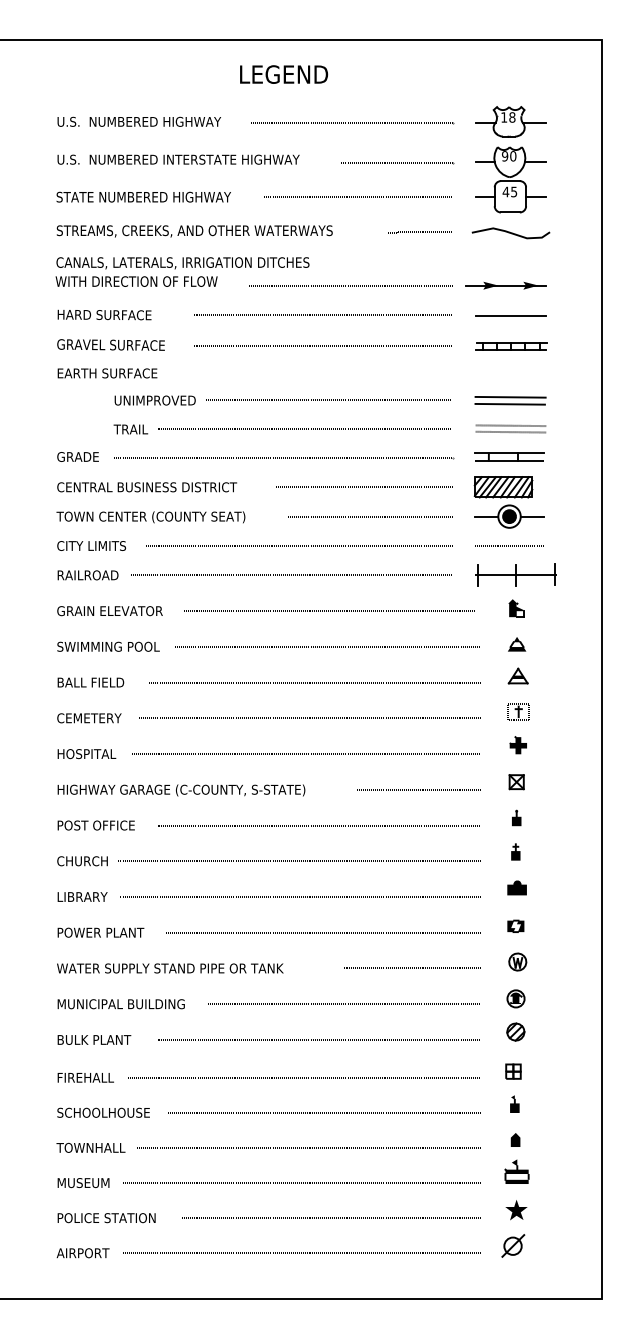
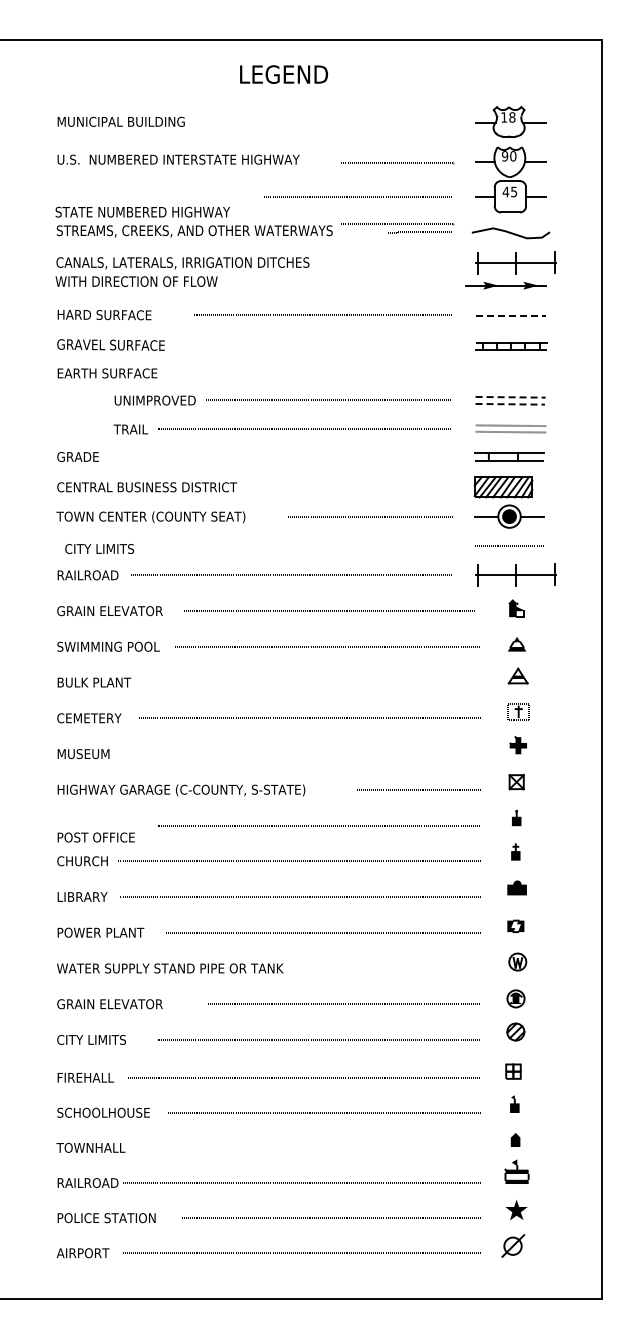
text: U.S.  NUMBERED HIGHWAY -> MUNICIPAL BUILDING (139, 121)
line: present -> none (351, 123)
text position: (143, 196) -> (142, 211) (142, 211)
line: none -> present (397, 224)
part: none -> present (515, 262)
line: present -> none (351, 286)
line: solid -> dashed (511, 315)
line: present -> none (322, 346)
line: solid -> dashed (511, 397)
line: solid -> dashed (510, 404)
line: present -> none (283, 457)
line: present -> none (364, 487)
text position: (91, 545) -> (99, 548) (99, 548)
line: present -> none (299, 546)
text: BALL FIELD -> BULK PLANT (98, 682)
line: present -> none (314, 682)
text: HOSPITAL -> MUSEUM (87, 754)
line: present -> none (306, 754)
text position: (95, 825) -> (95, 837) (95, 837)
line: present -> none (412, 967)
text: MUNICIPAL BUILDING -> GRAIN ELEVATOR (120, 1004)
text: BULK PLANT -> CITY LIMITS (94, 1039)
line: present -> none (308, 1147)
text: MUSEUM -> RAILROAD (88, 1183)
